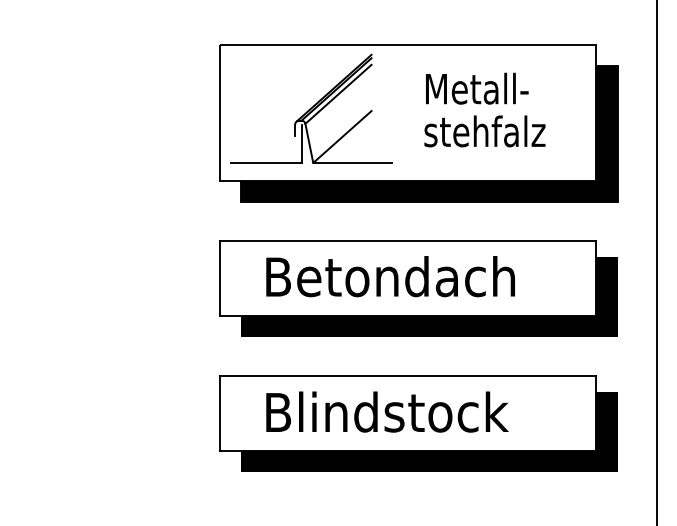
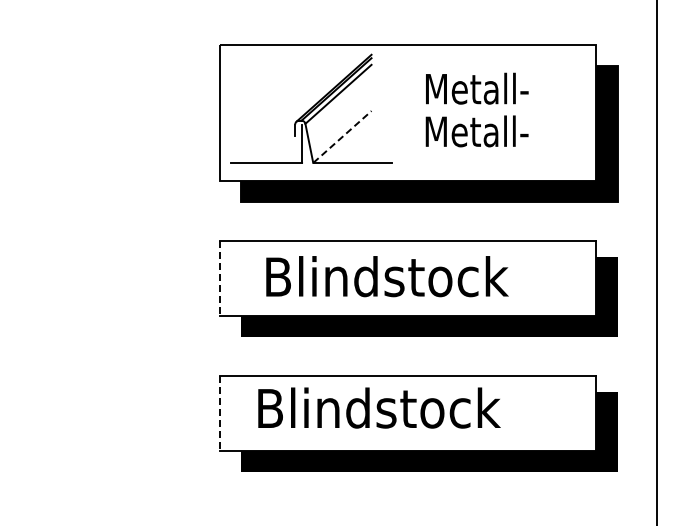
text: stehfalz -> Metall- (484, 131)
line: solid -> dashed (342, 136)
text: Betondach -> Blindstock (406, 276)
line: solid -> dashed (219, 278)
text position: (387, 411) -> (379, 407) (379, 407)
line: solid -> dashed (219, 414)
